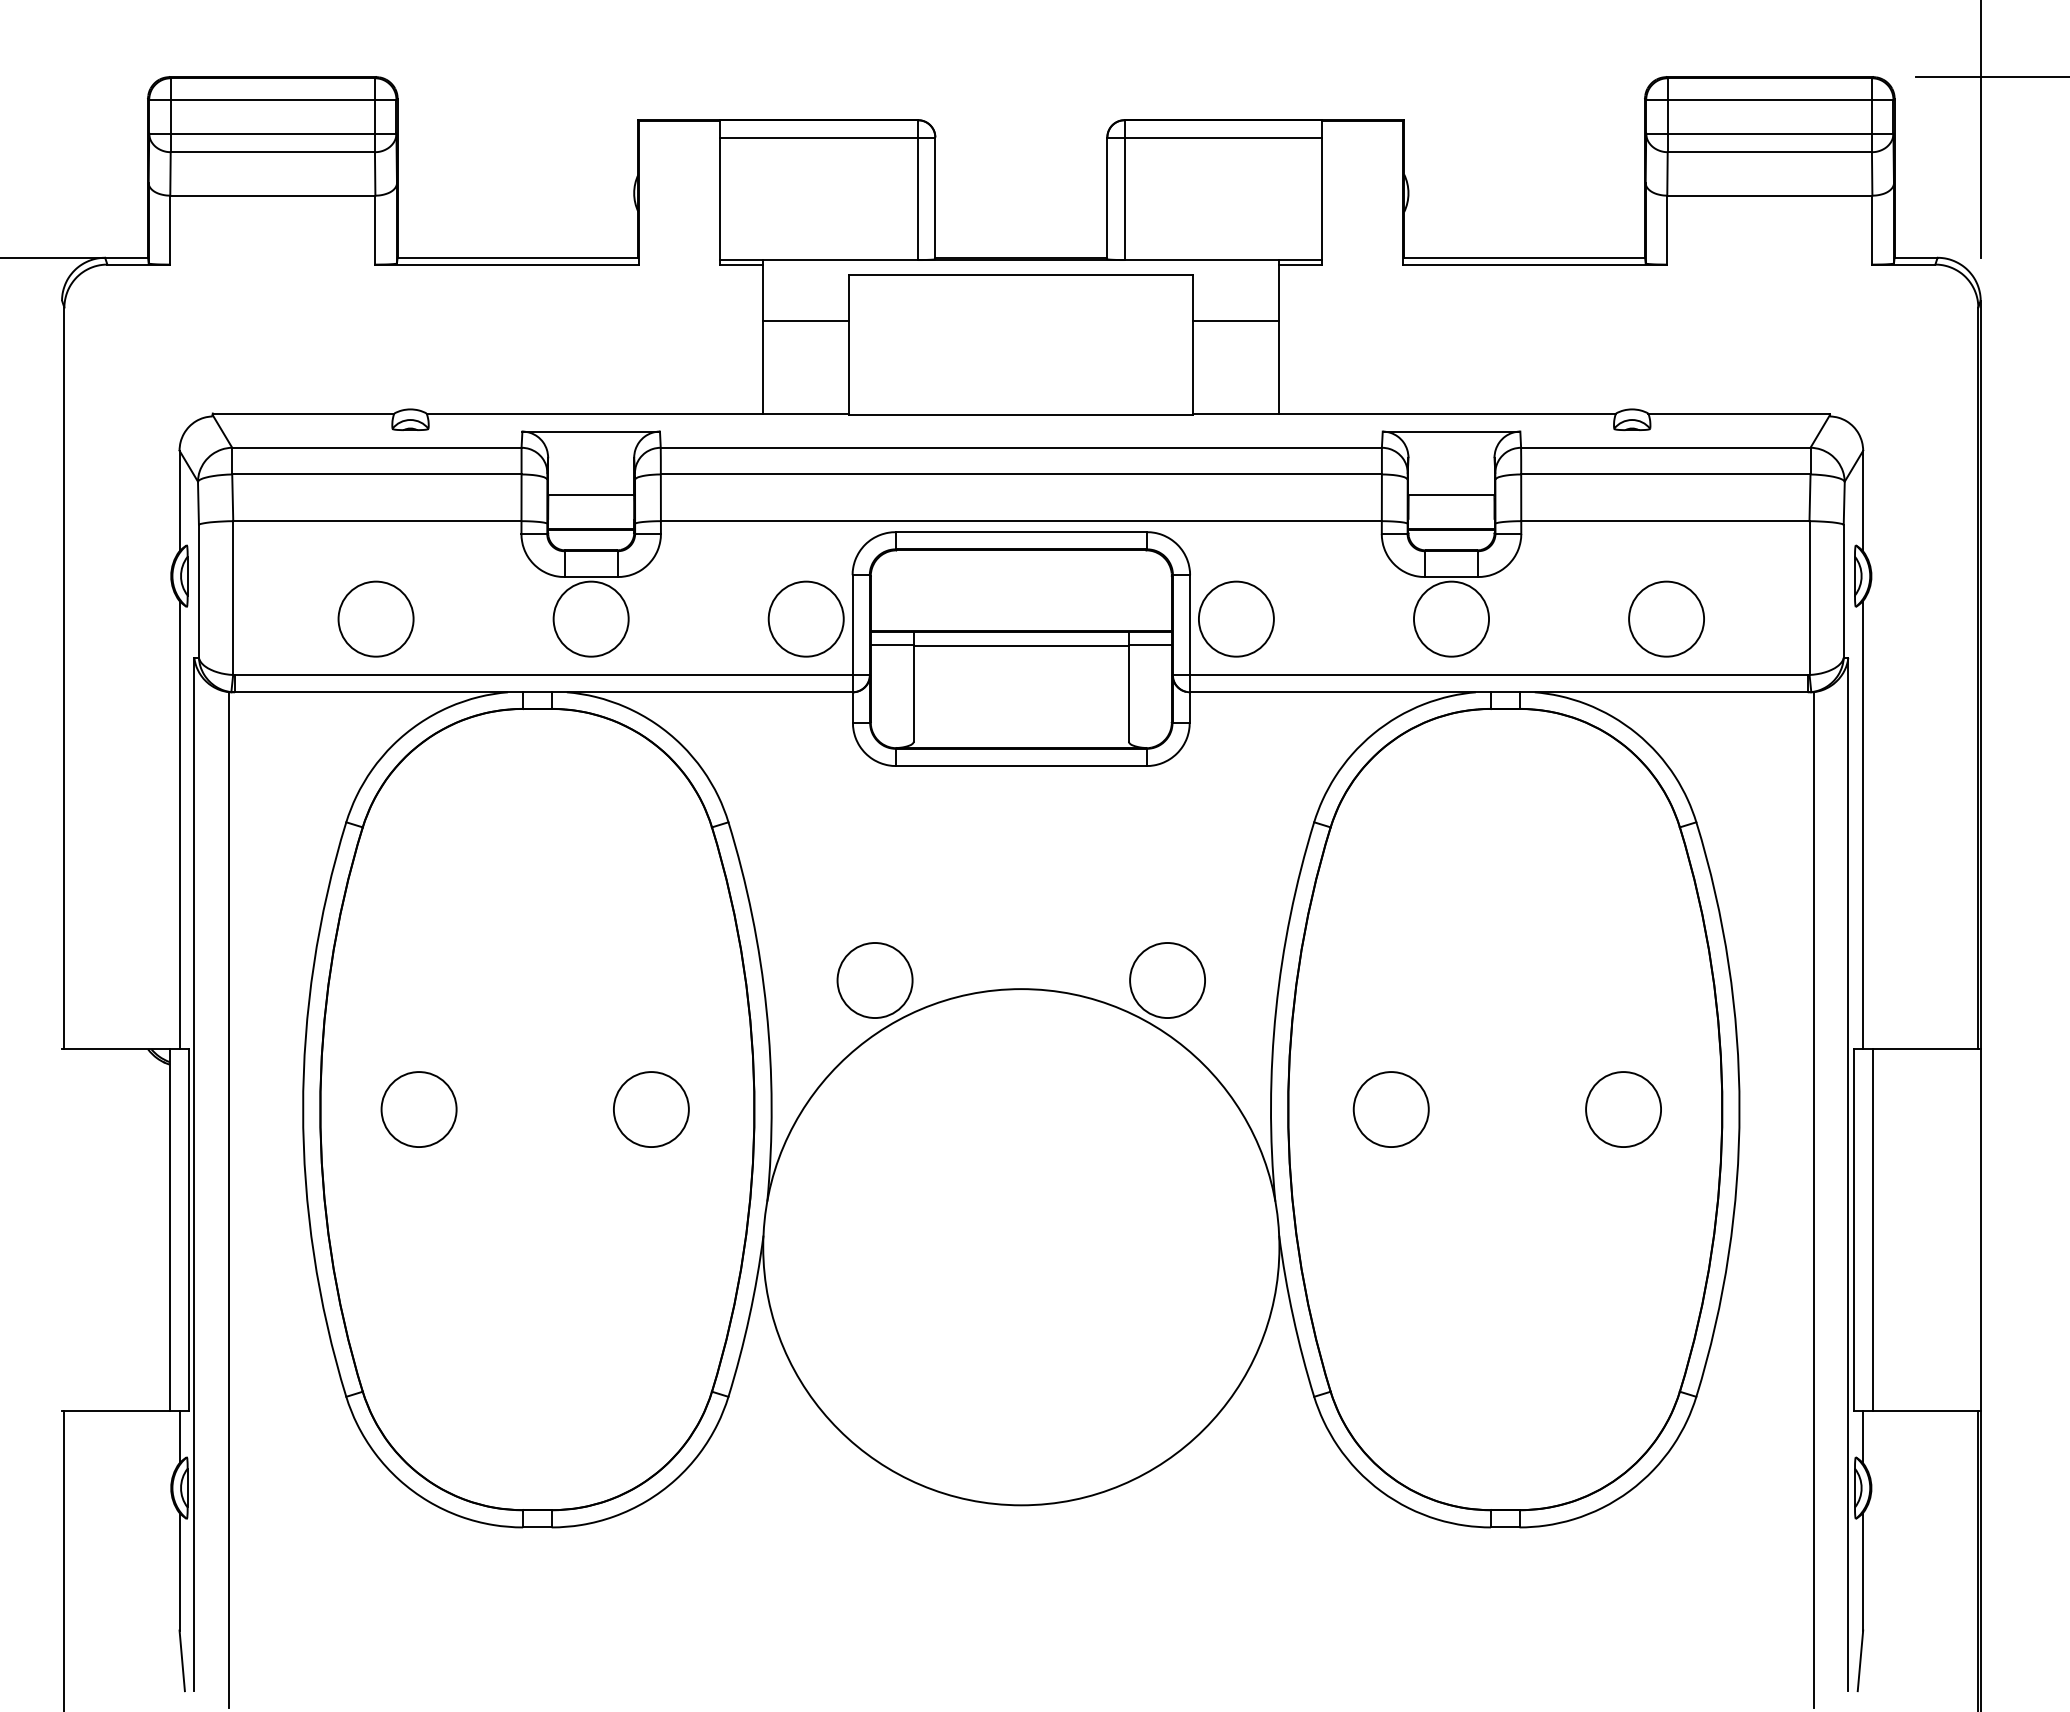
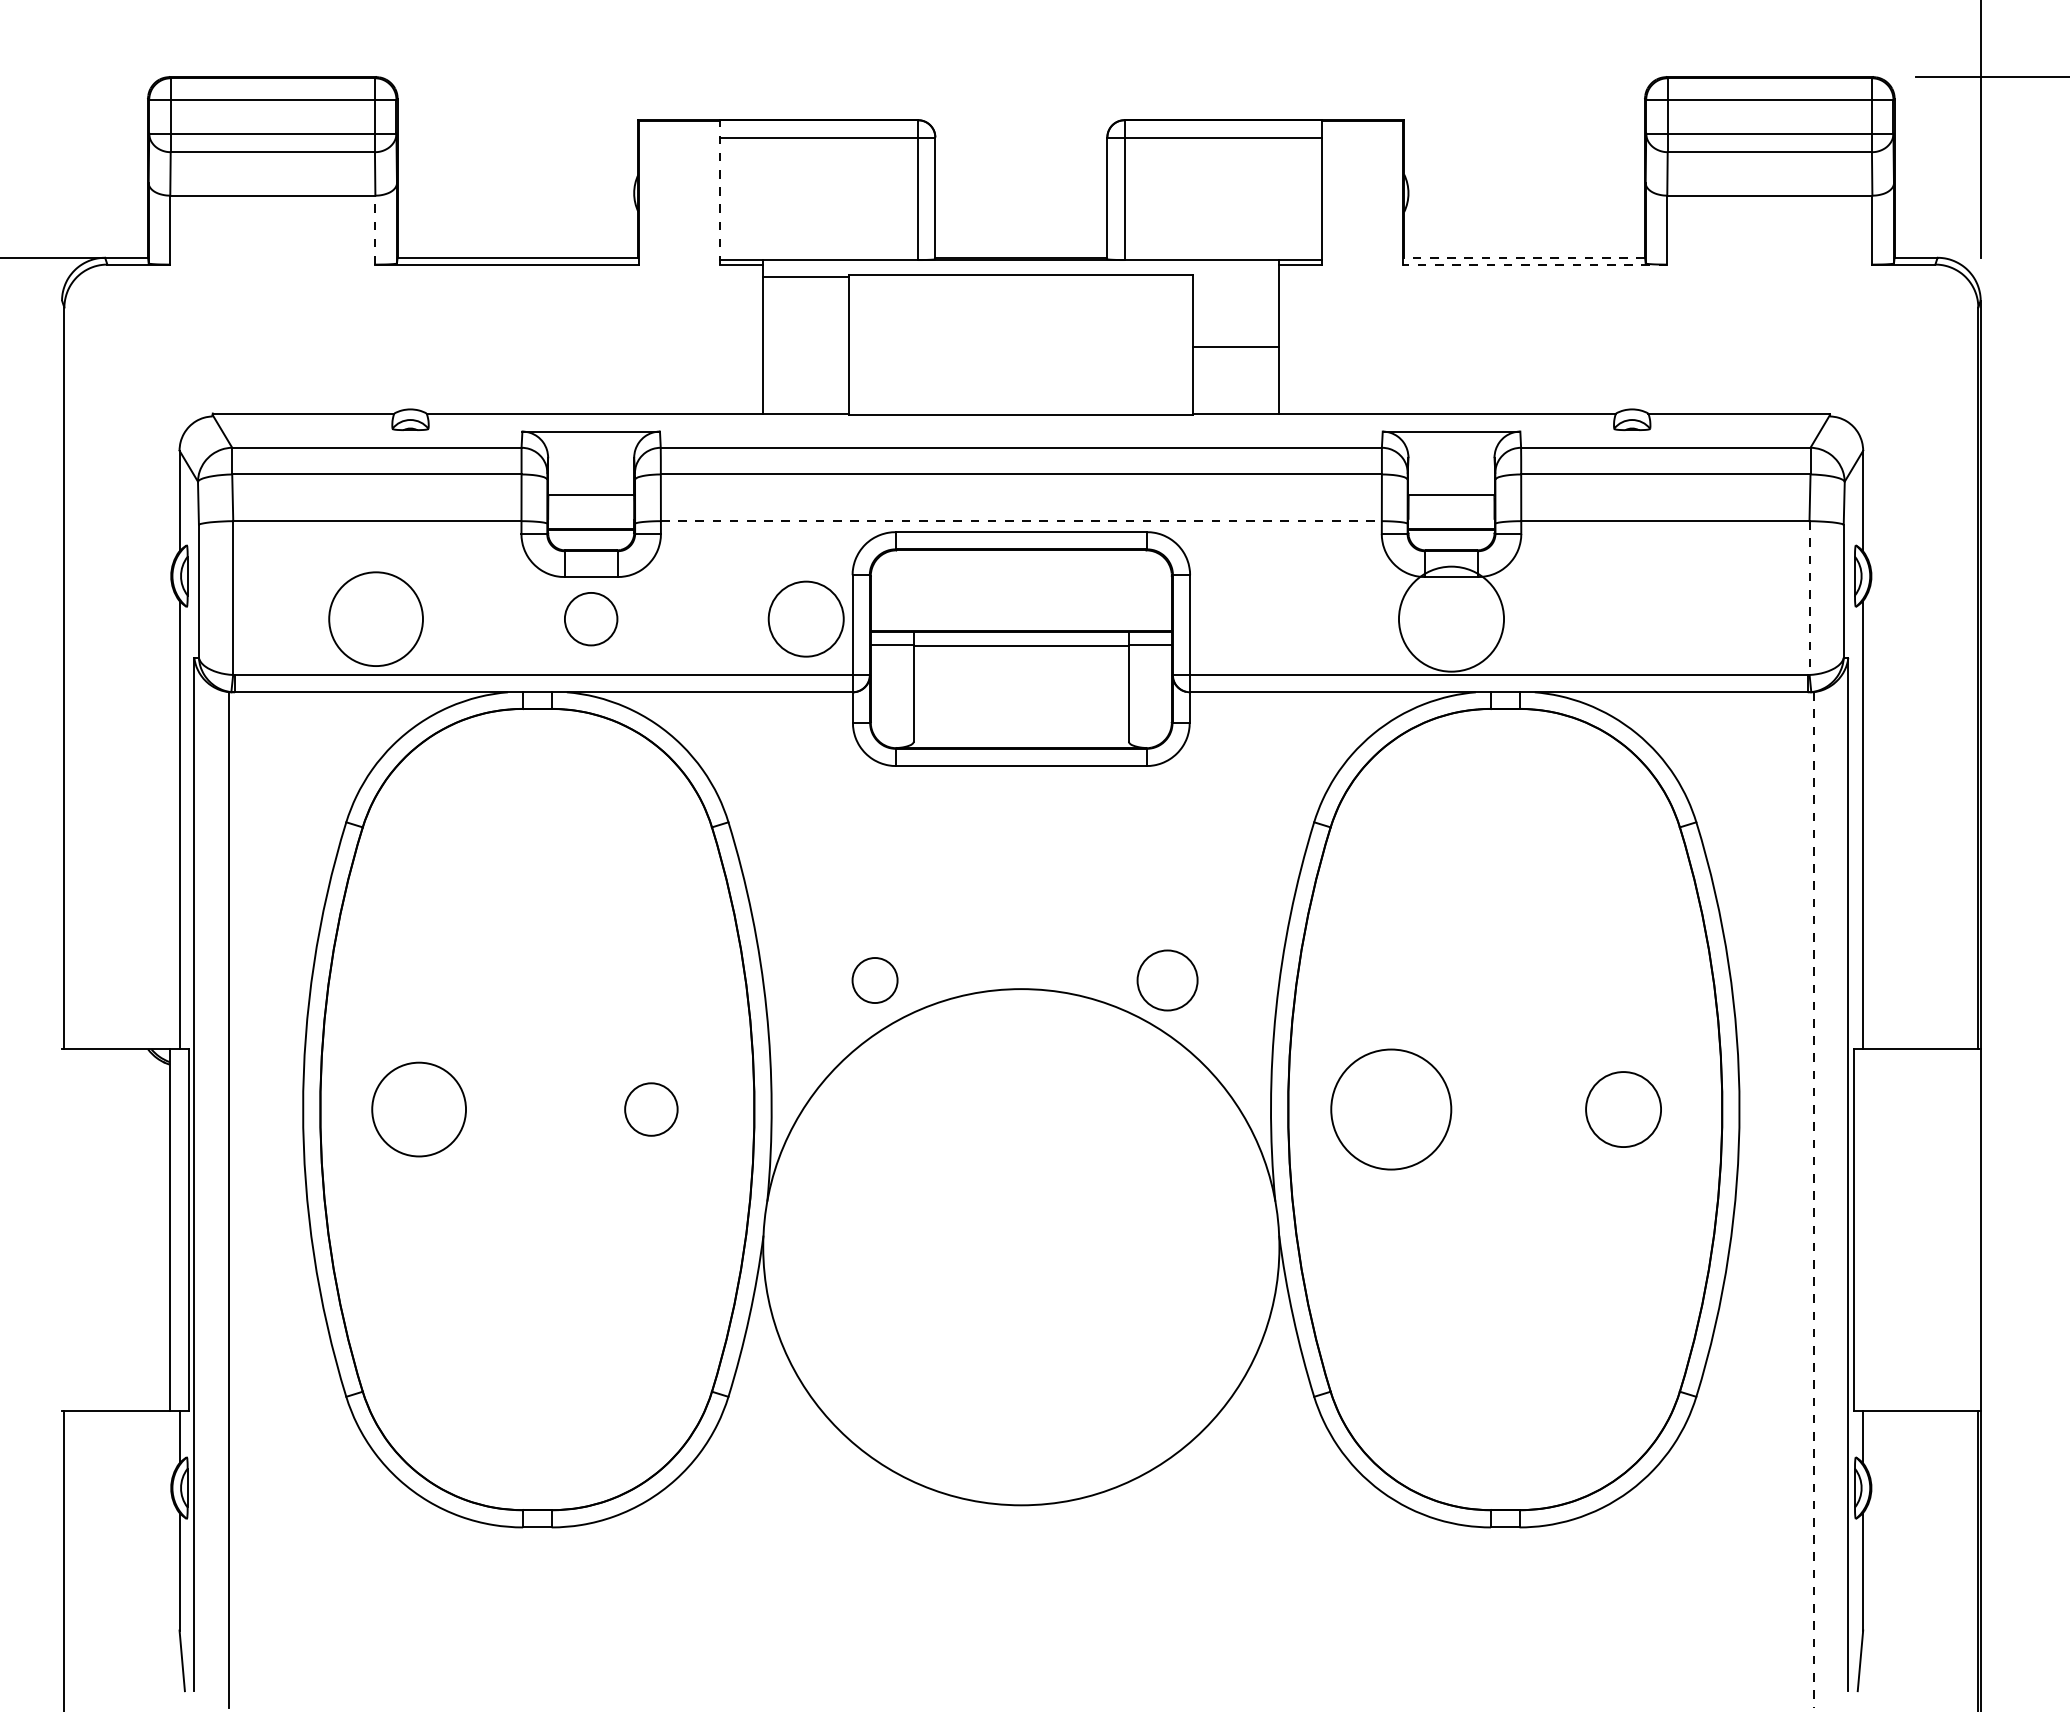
line: solid -> dashed (720, 192)
line: solid -> dashed (375, 229)
line: solid -> dashed (1524, 257)
line: solid -> dashed (1535, 264)
line position: (806, 321) -> (806, 277) (806, 277)
line position: (1236, 321) -> (1236, 347) (1236, 347)
line: solid -> dashed (1021, 521)
line: solid -> dashed (1809, 598)
circle size: 78x78 px -> 96x96 px (375, 618)
circle diameter: 75 px -> 53 px (590, 618)
circle: present -> none (1236, 618)
circle diameter: 75 px -> 105 px (1451, 618)
circle: present -> none (1666, 618)
circle diameter: 75 px -> 45 px (874, 980)
circle diameter: 75 px -> 60 px (1167, 980)
circle size: 78x77 px -> 96x97 px (418, 1109)
circle diameter: 75 px -> 53 px (651, 1109)
circle diameter: 75 px -> 120 px (1391, 1109)
line: solid -> dashed (1814, 1199)
line: present -> none (1873, 1229)
